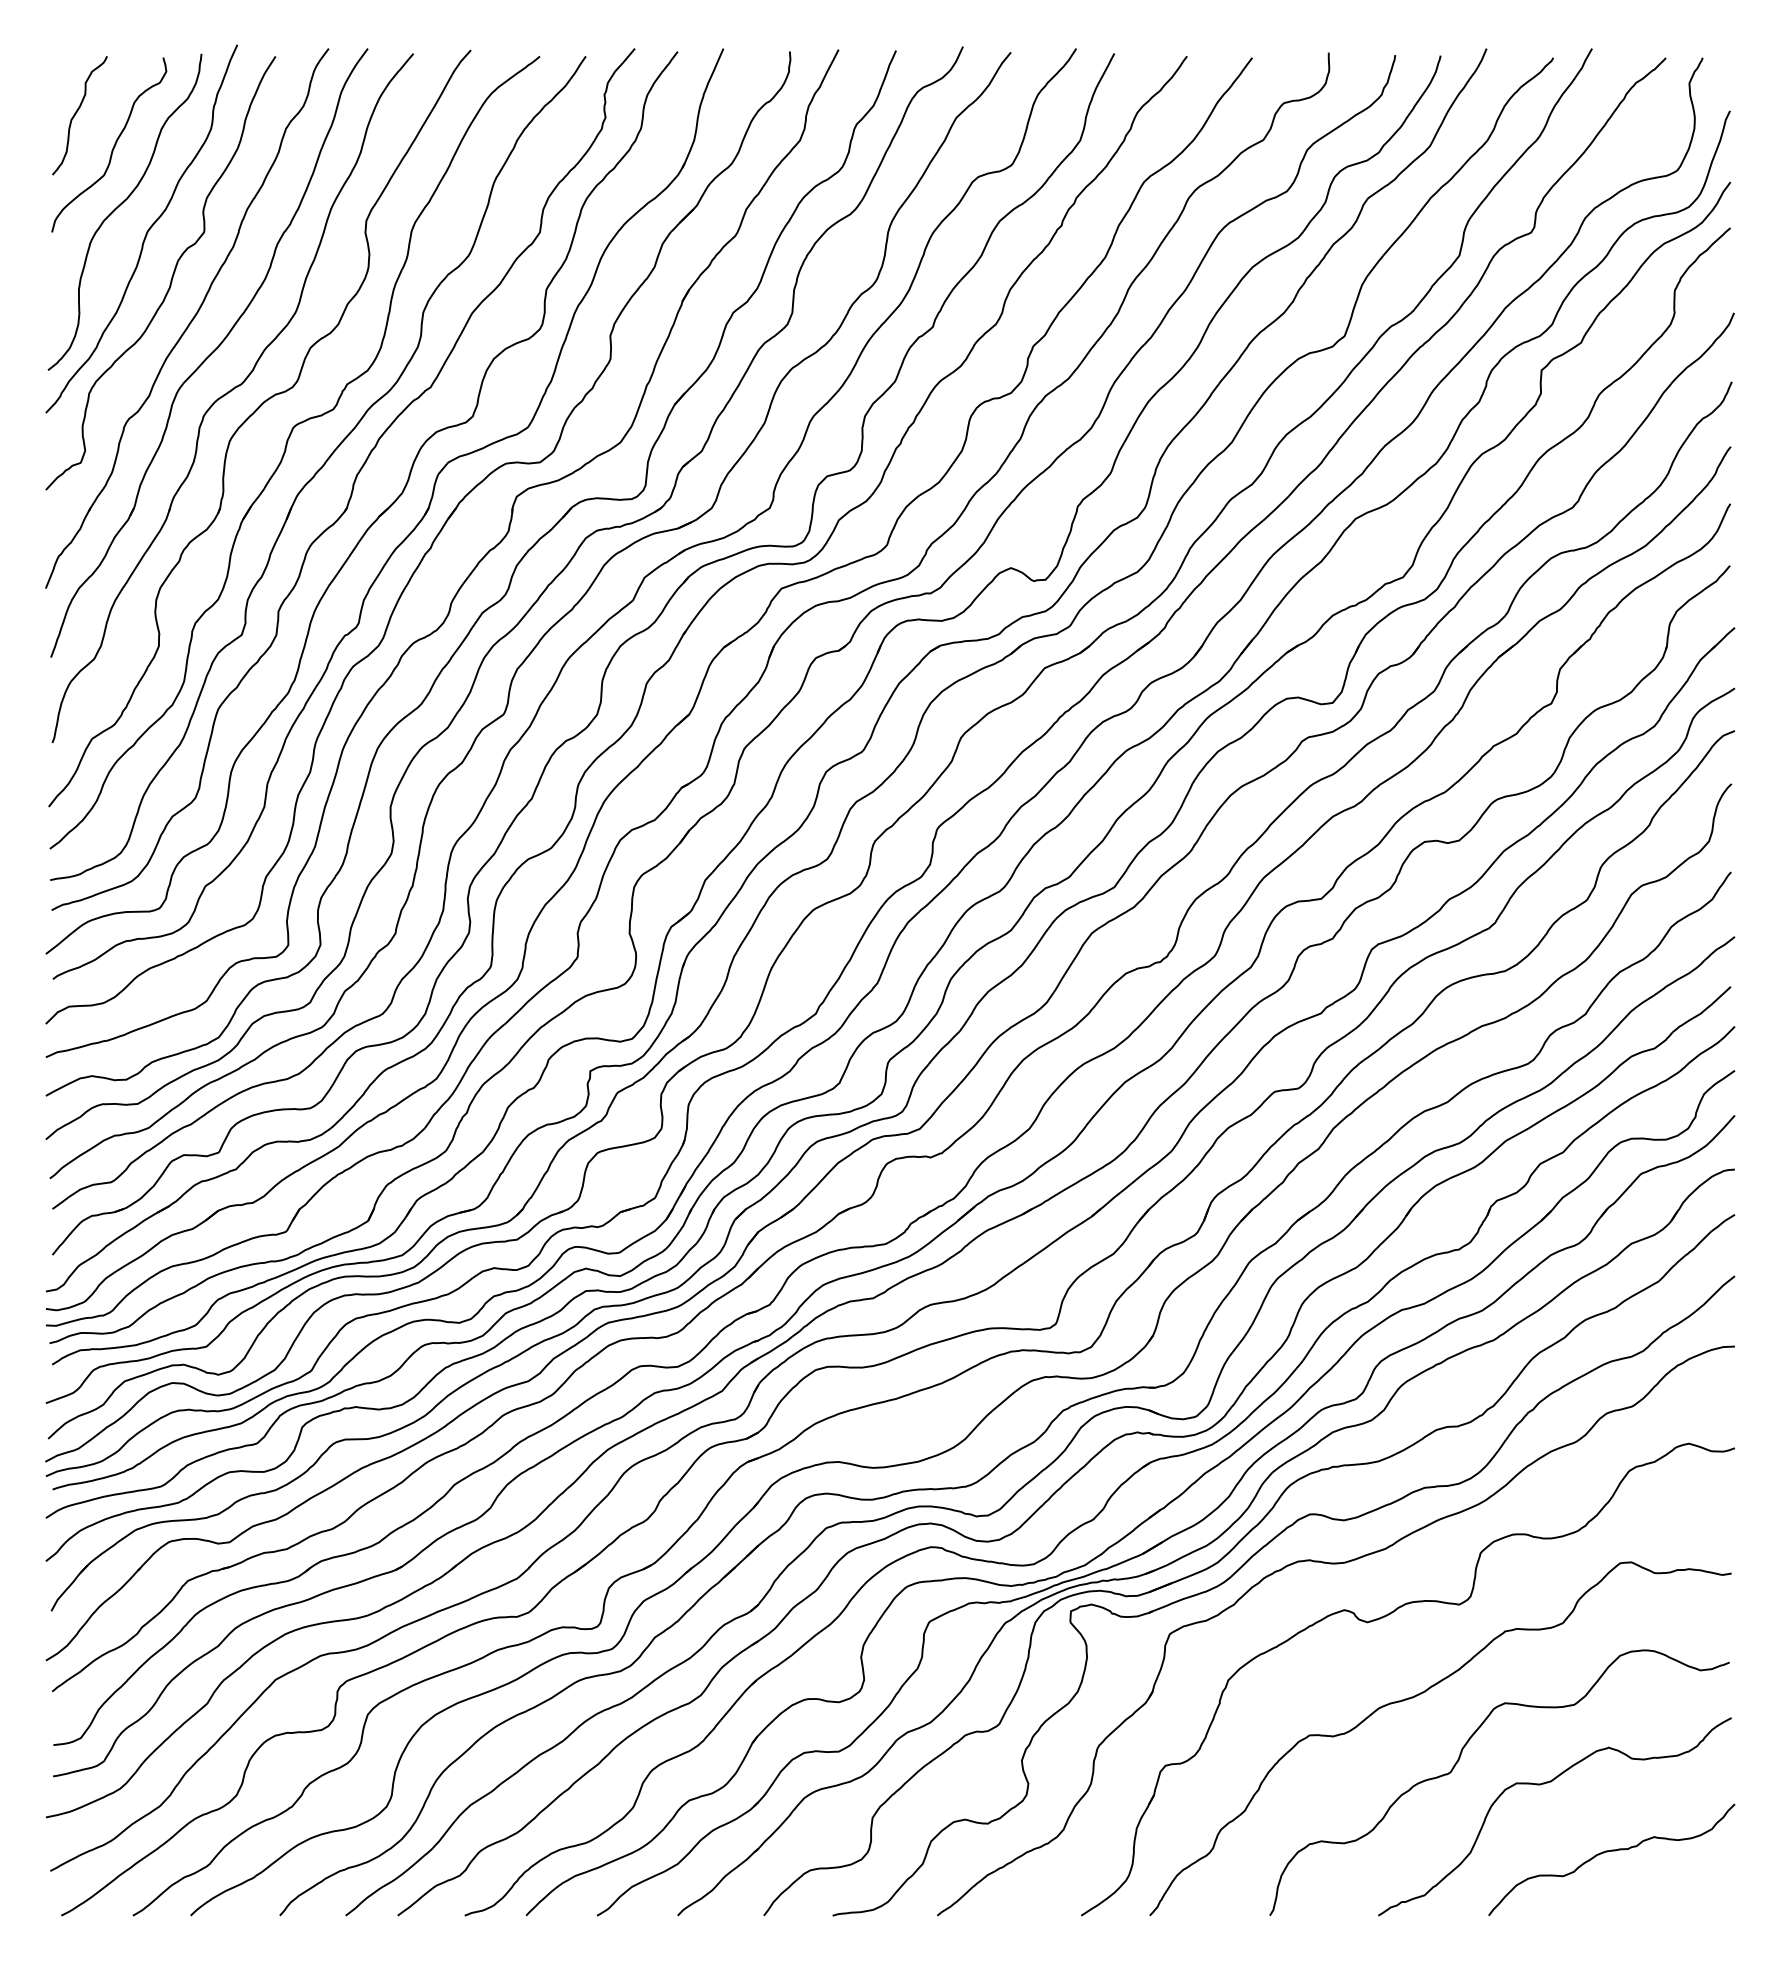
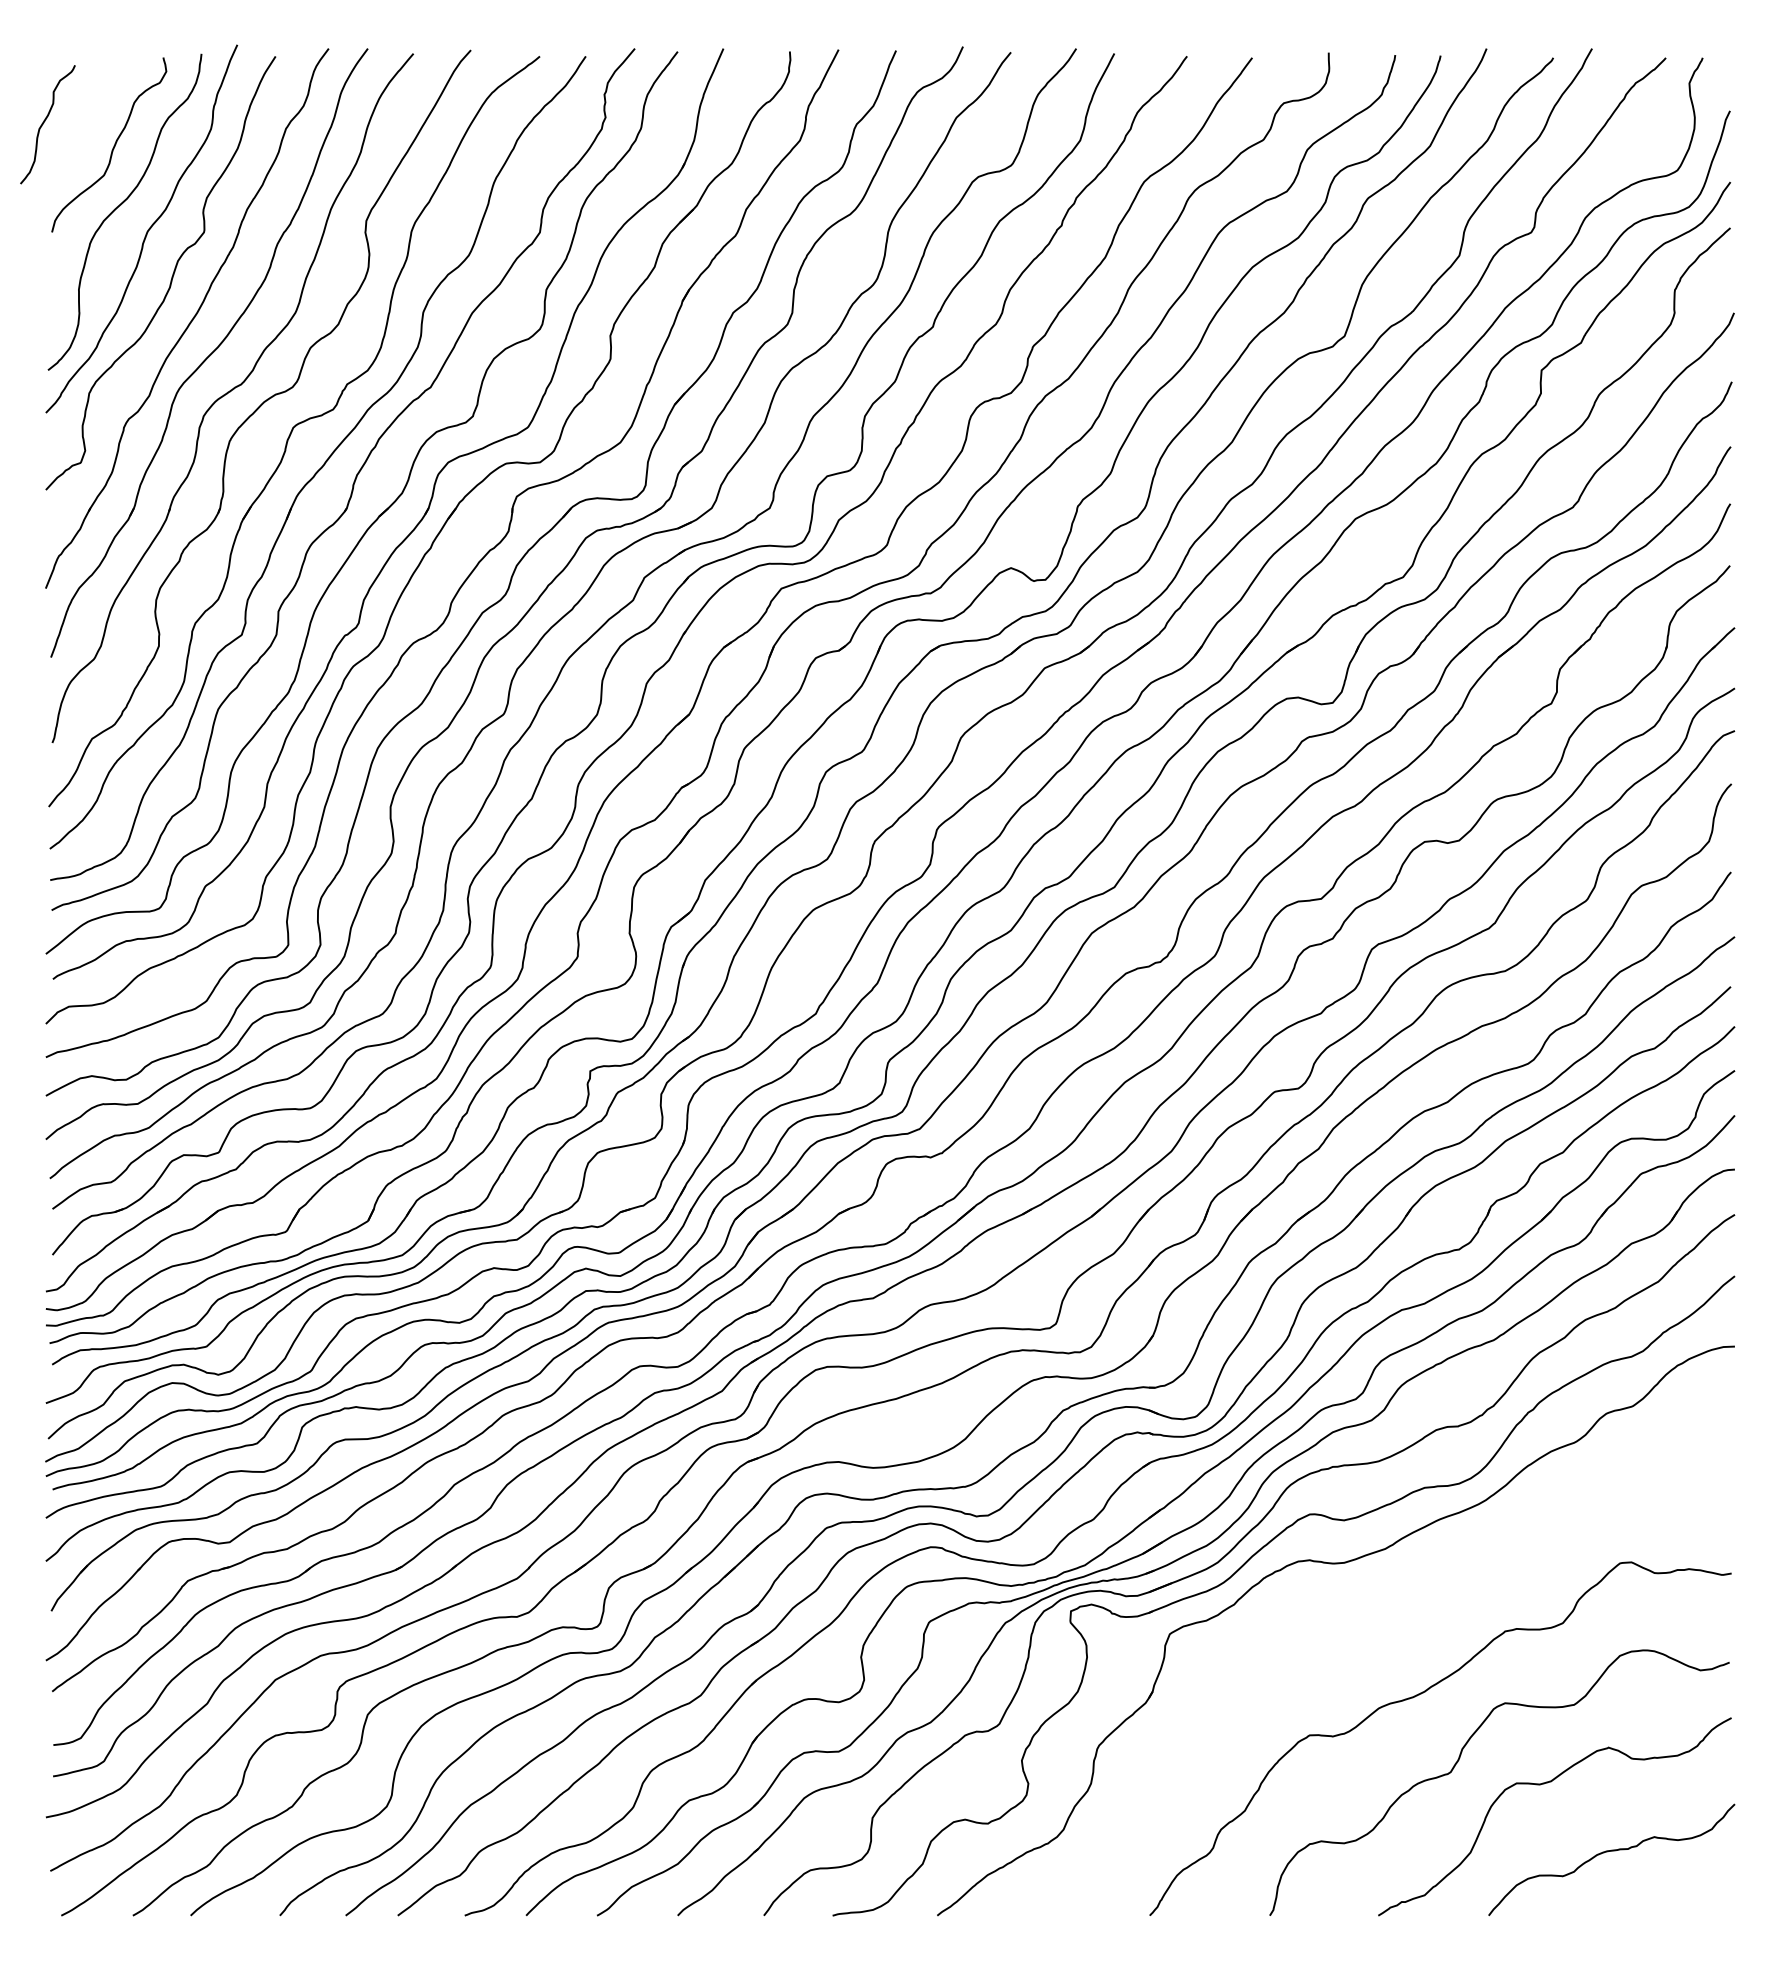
curve position: (77, 112) -> (45, 121) (45, 121)
part: present -> none (1380, 1619)
